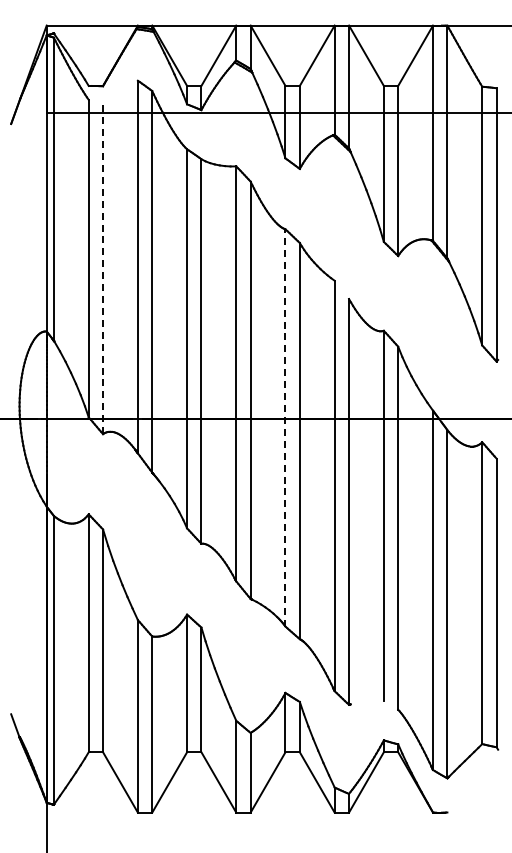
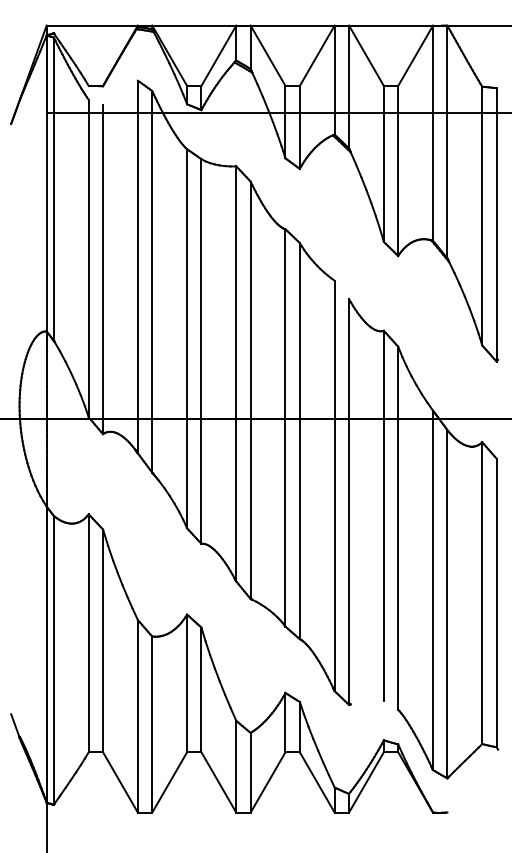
line: dashed -> solid (103, 269)
line: dashed -> solid (285, 427)
